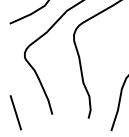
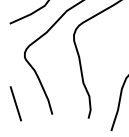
line position: (15, 112) -> (15, 103) (15, 103)
